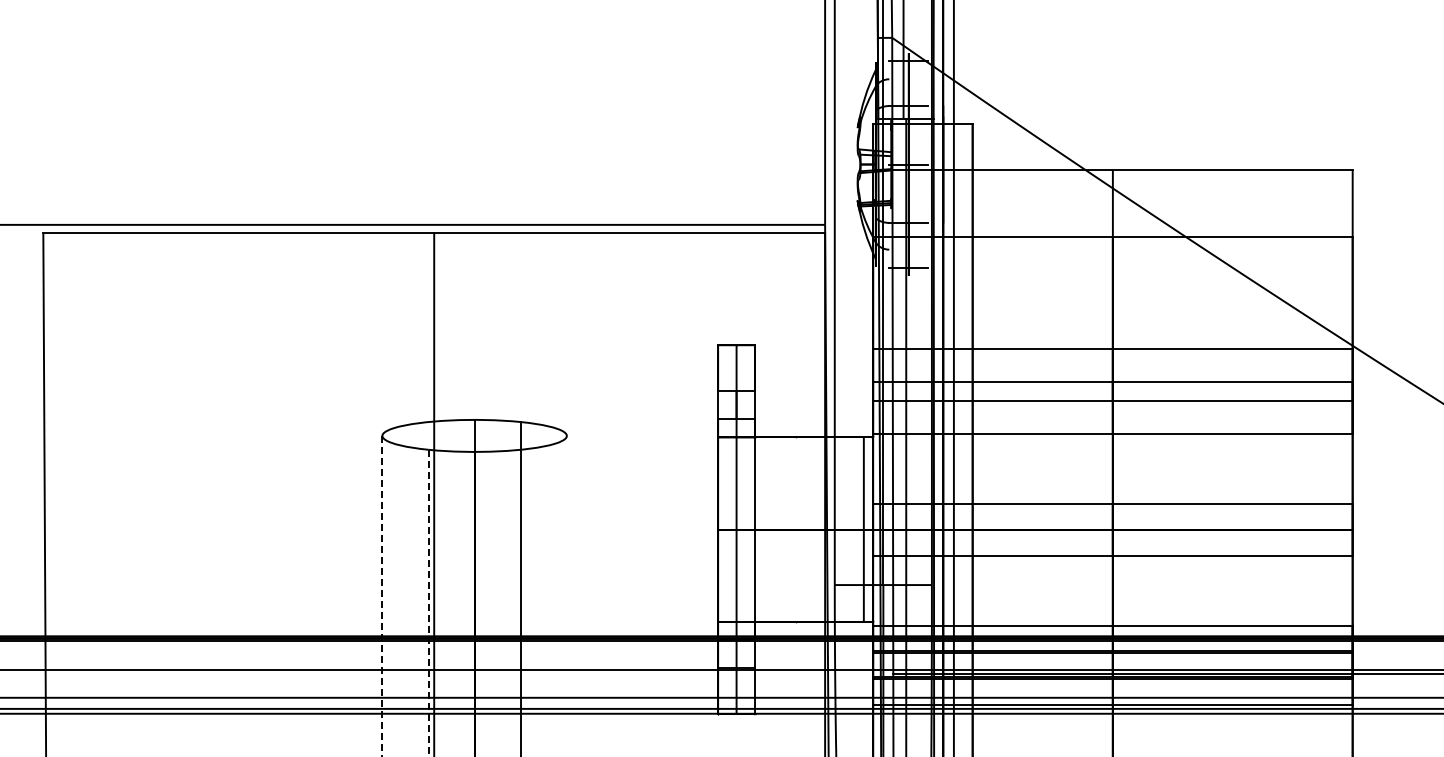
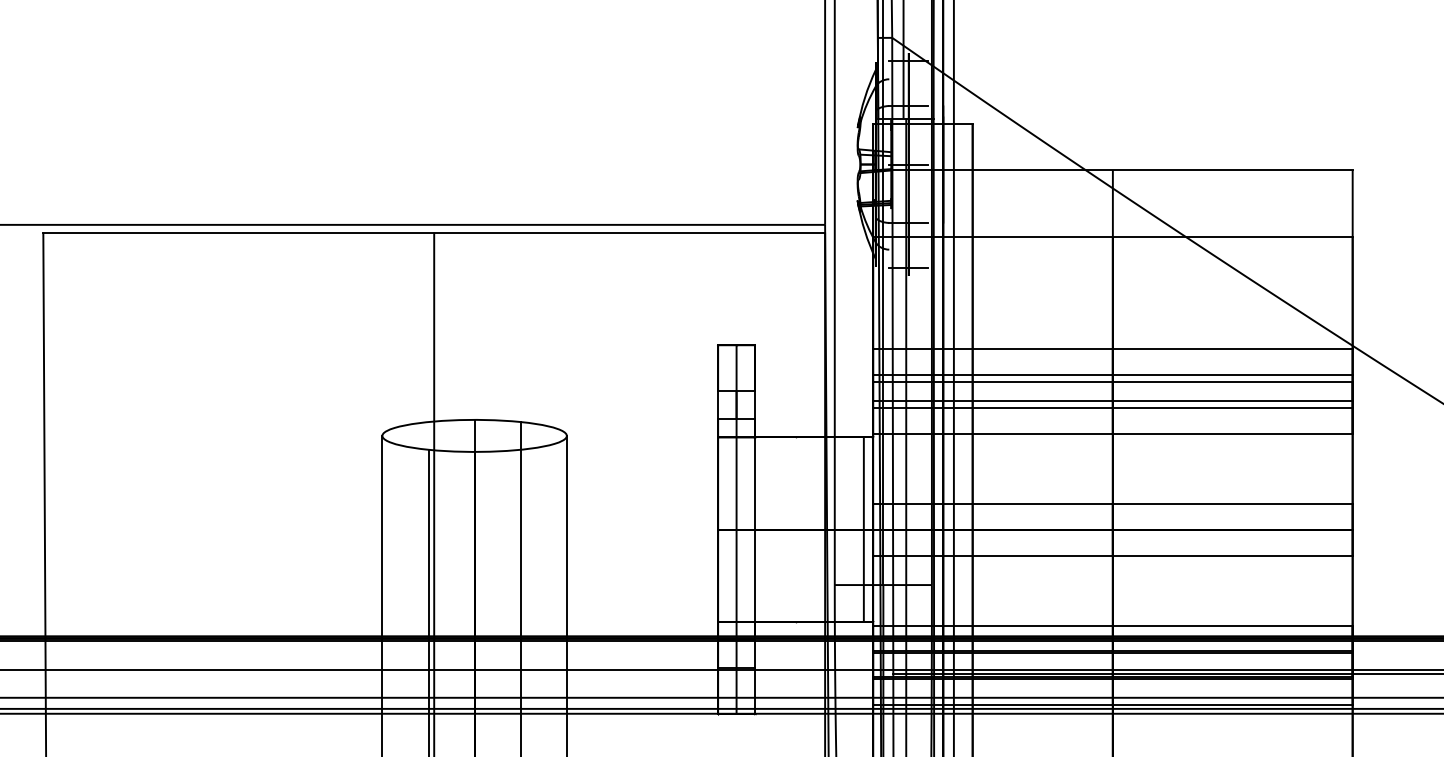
line: none -> present (1112, 374)
line: none -> present (1112, 407)
line: none -> present (566, 594)
line: dashed -> solid (382, 596)
line: dashed -> solid (428, 603)
